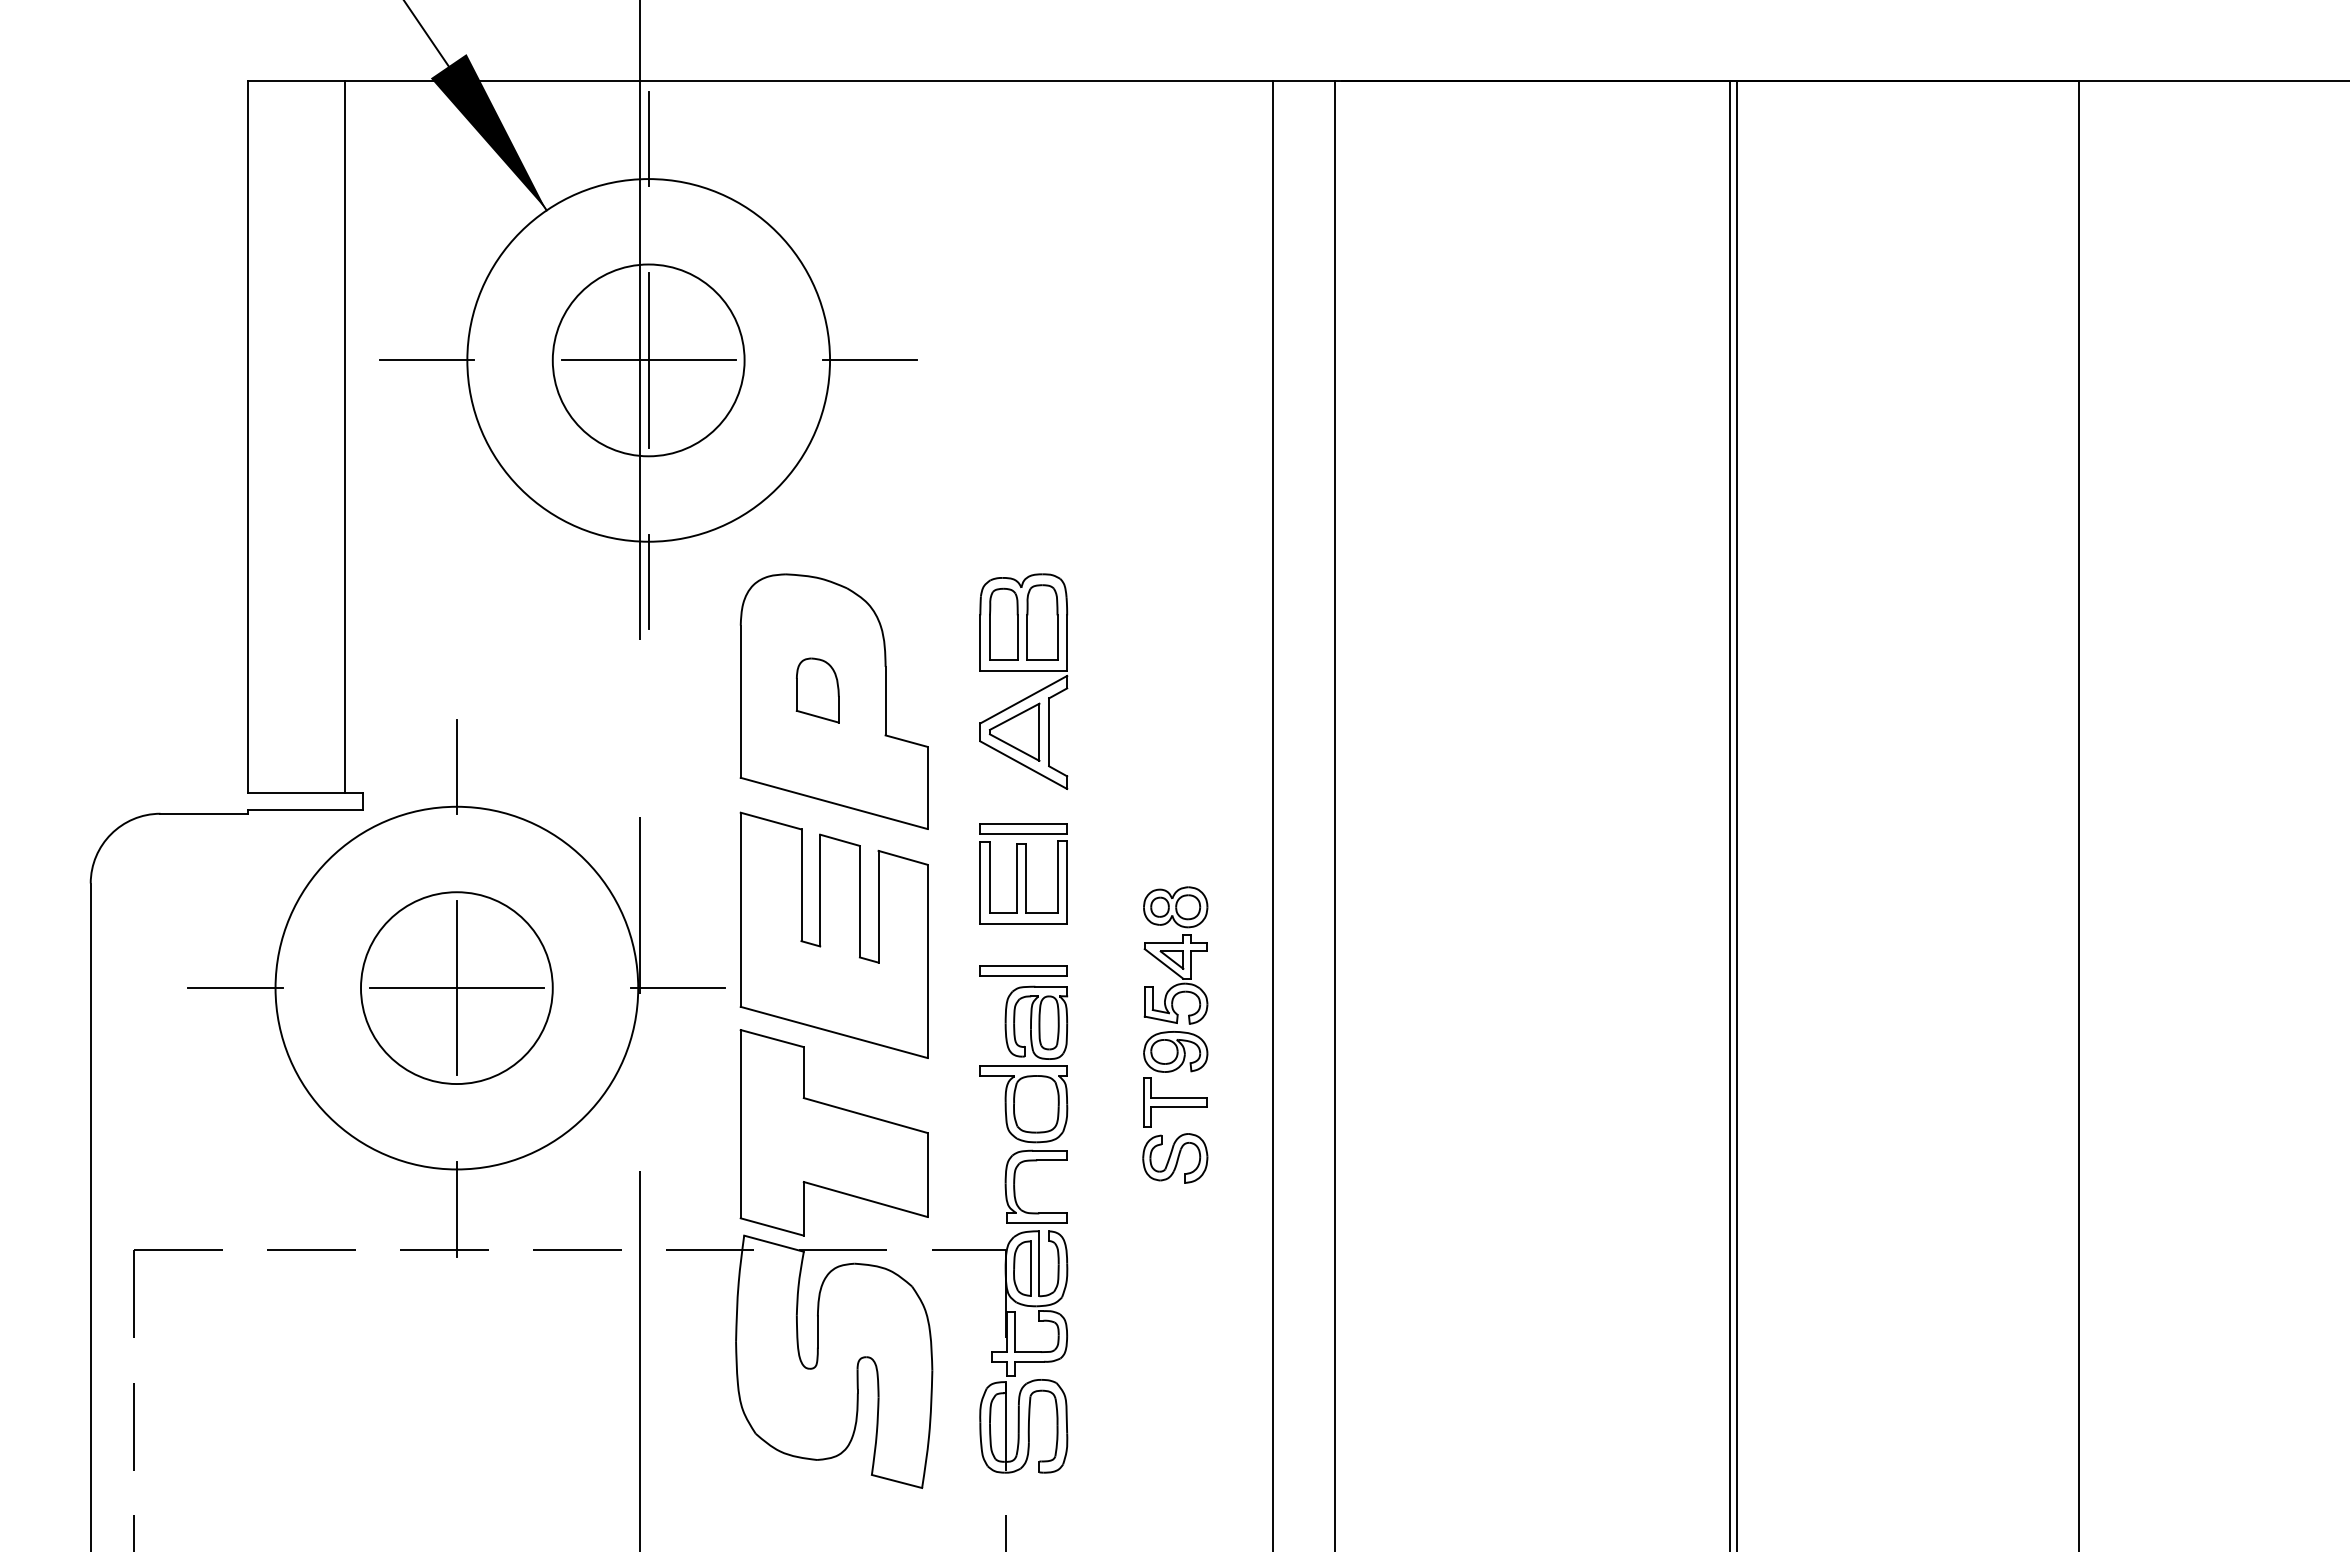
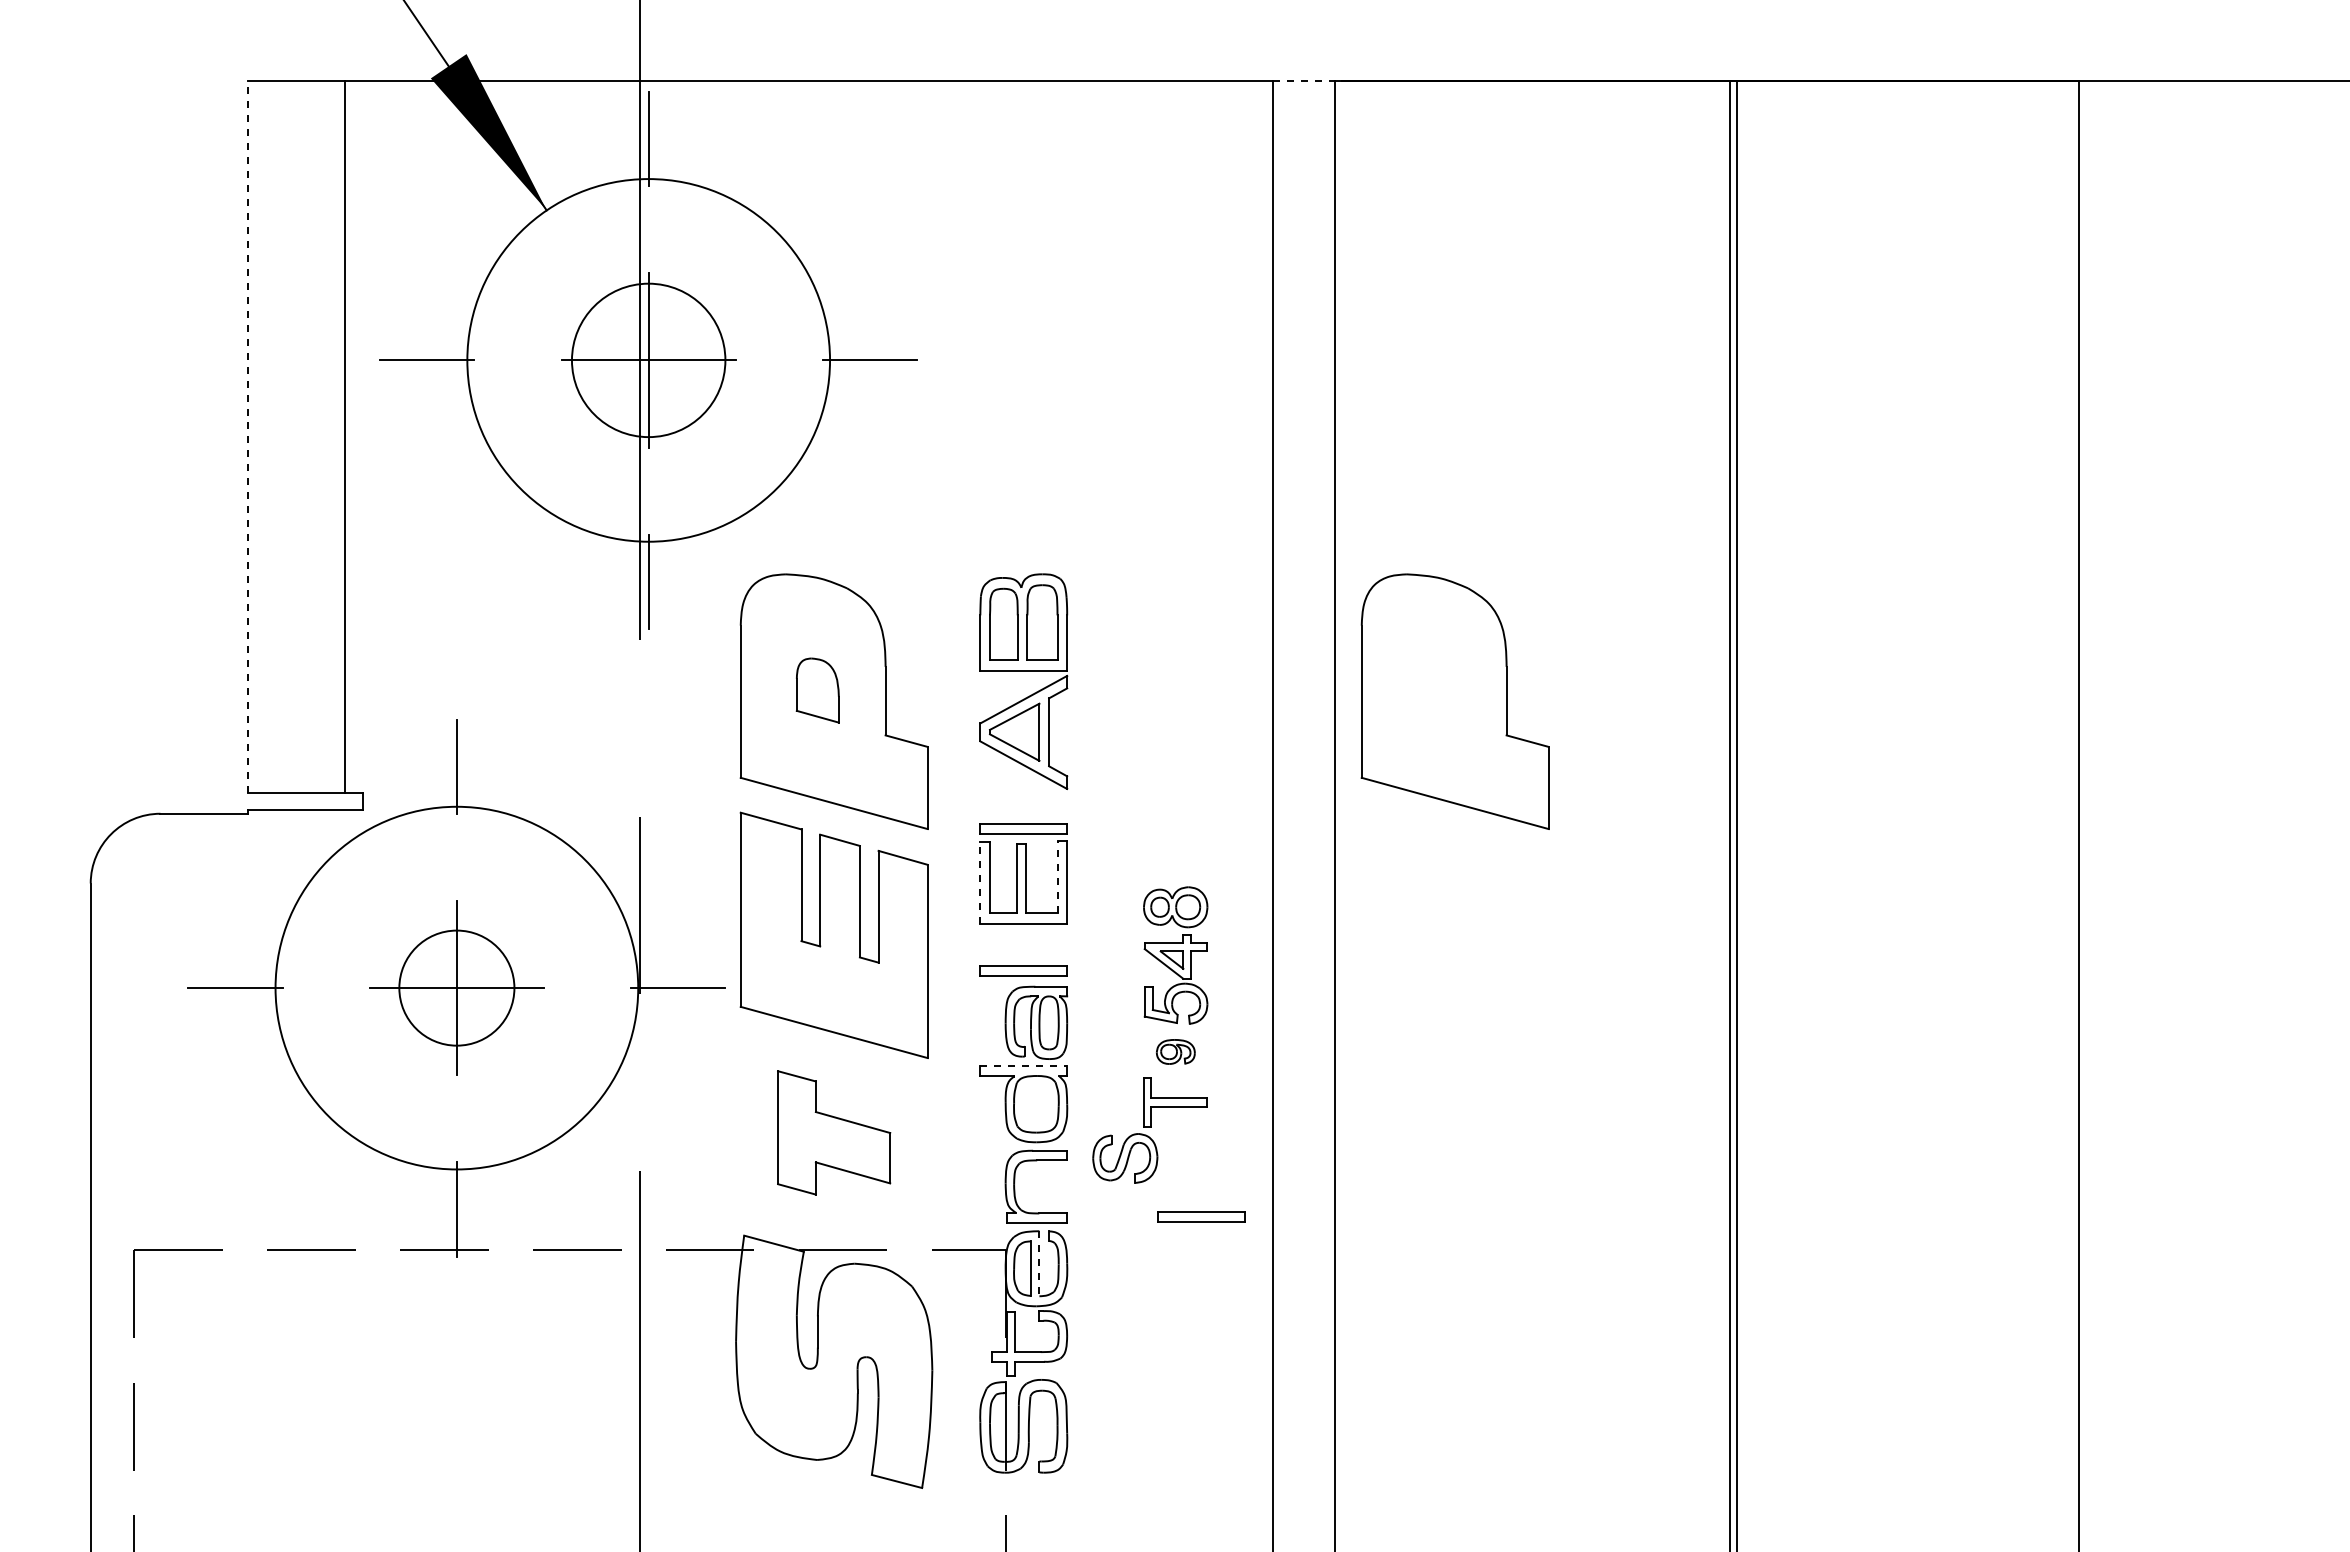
line: solid -> dashed (1304, 81)
circle diameter: 192 px -> 153 px (648, 360)
line: solid -> dashed (247, 437)
part: none -> present (1454, 701)
line: solid -> dashed (1057, 876)
line: solid -> dashed (980, 882)
circle diameter: 192 px -> 115 px (456, 987)
part size: 66x42 px -> 40x26 px (1175, 1051)
line: solid -> dashed (1024, 1066)
part size: 190x208 px -> 115x126 px (834, 1132)
part position: (1175, 1158) -> (1125, 1158) (1125, 1158)
part: none -> present (1201, 1216)
line: solid -> dashed (1039, 1263)
